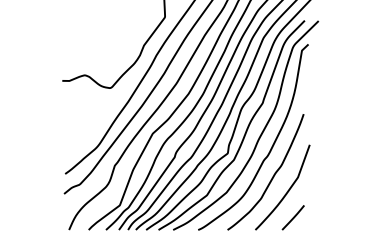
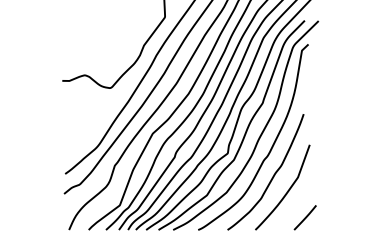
line position: (292, 217) -> (304, 217) (304, 217)
